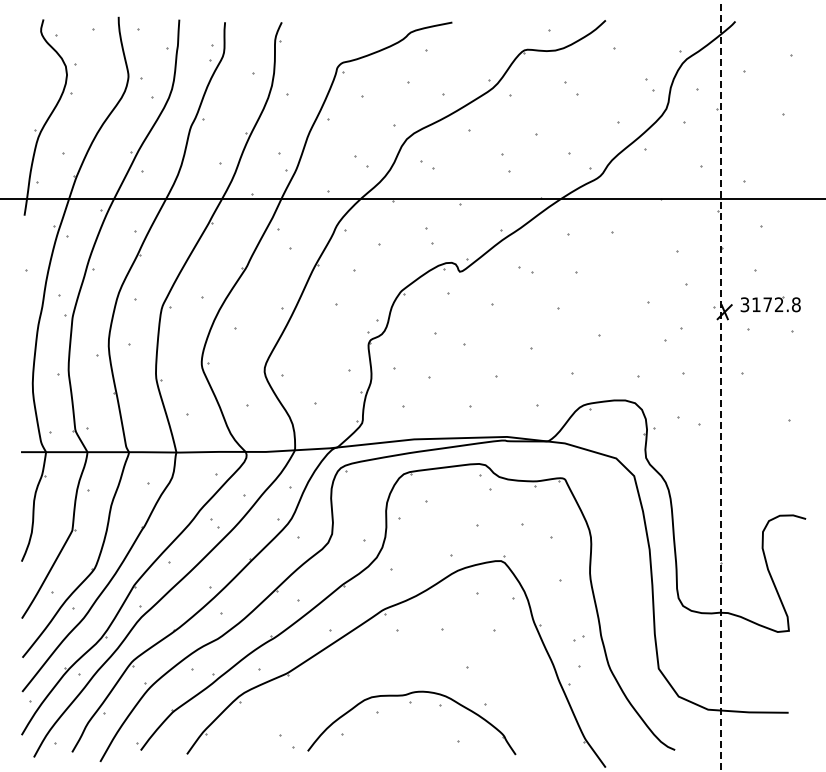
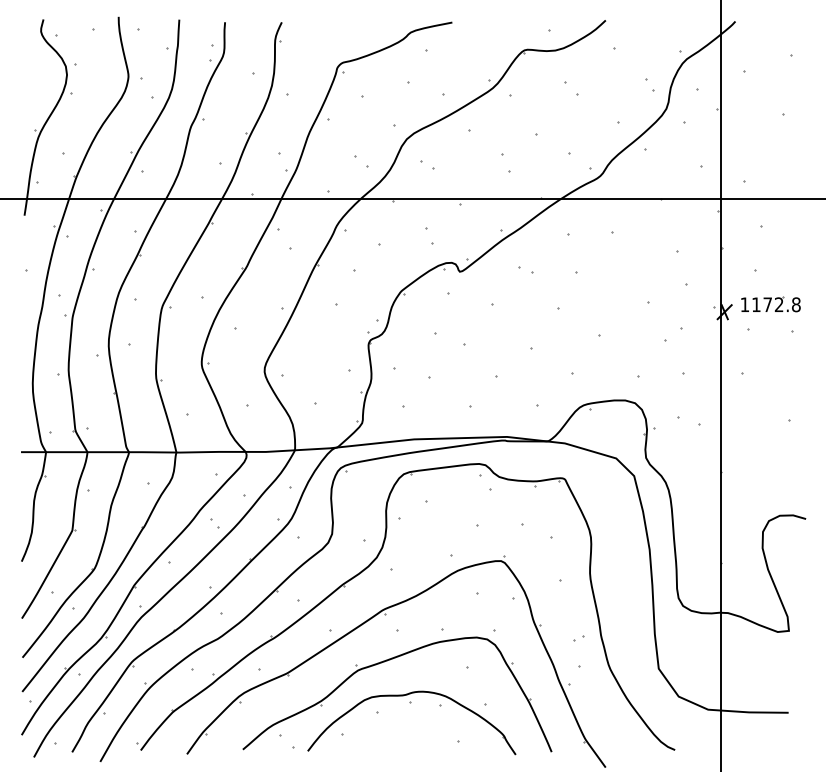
text: 3172.8 -> 1172.8 (744, 304)
line: dashed -> solid (720, 385)
part: none -> present (387, 661)
